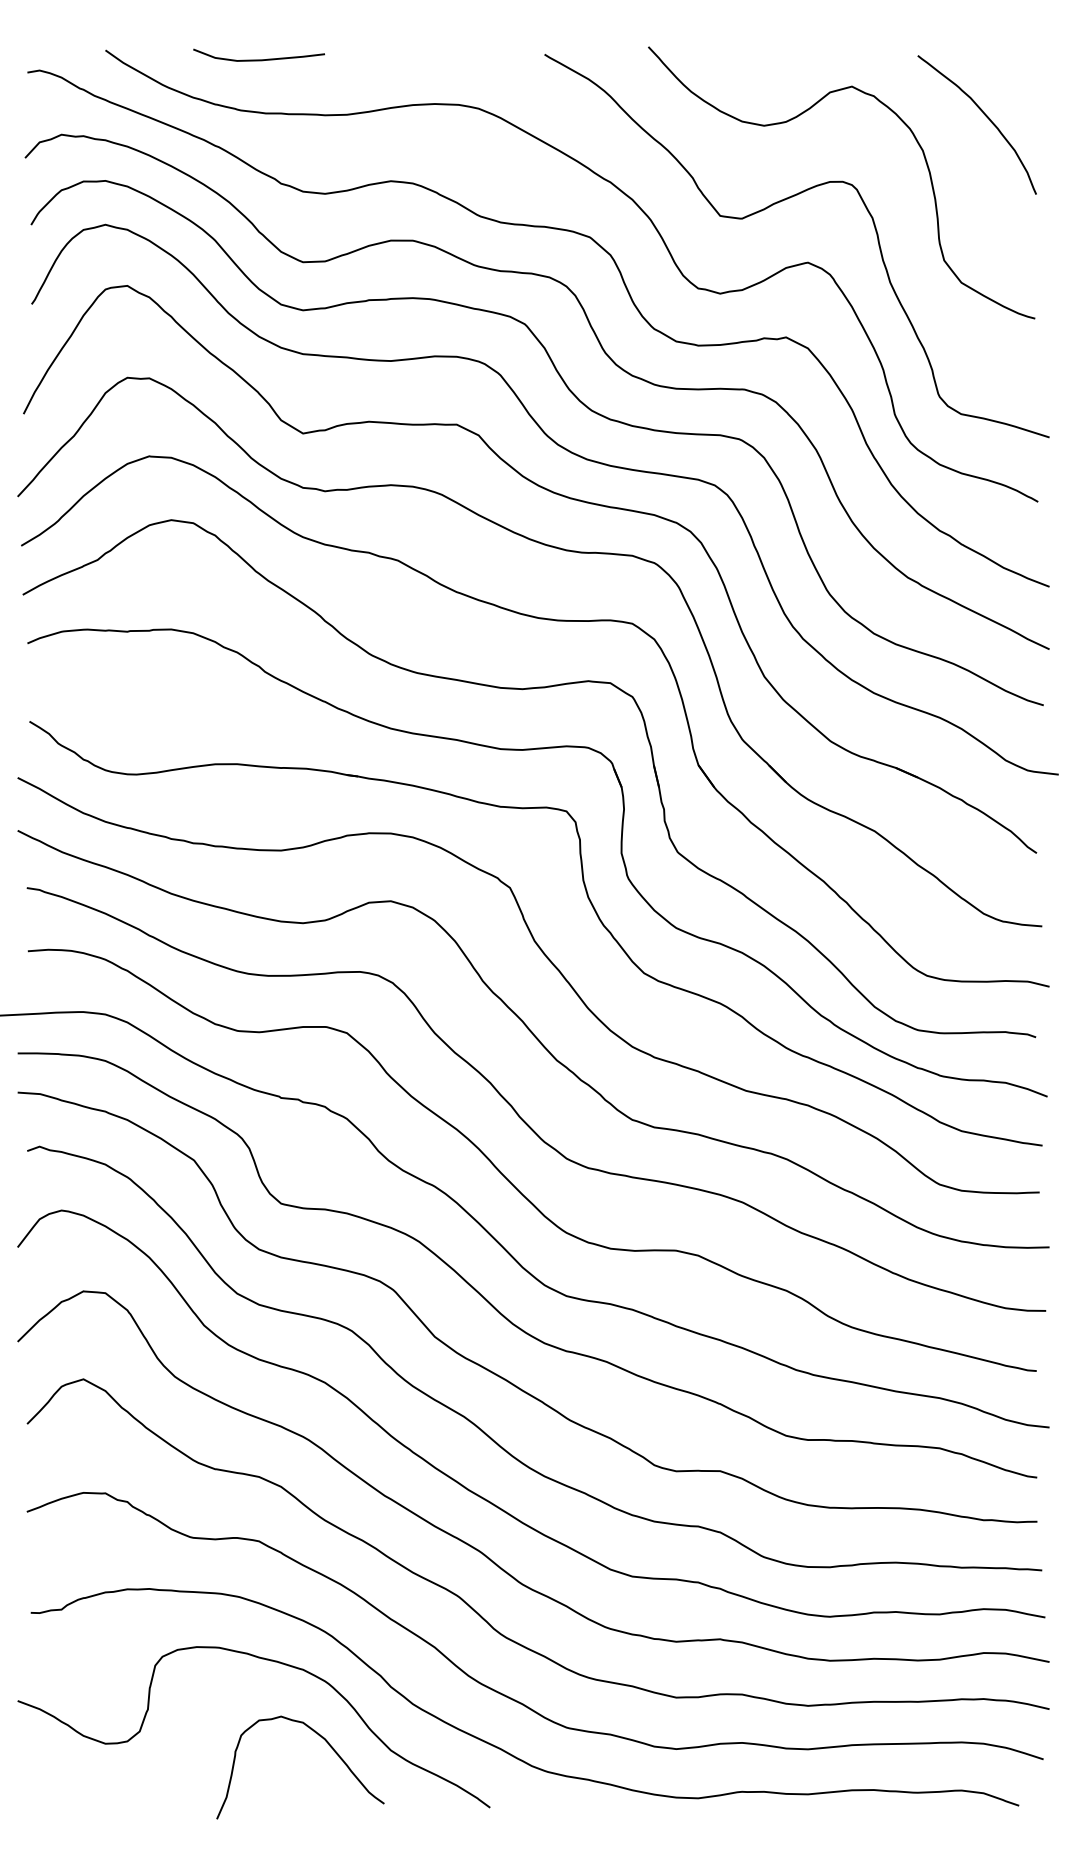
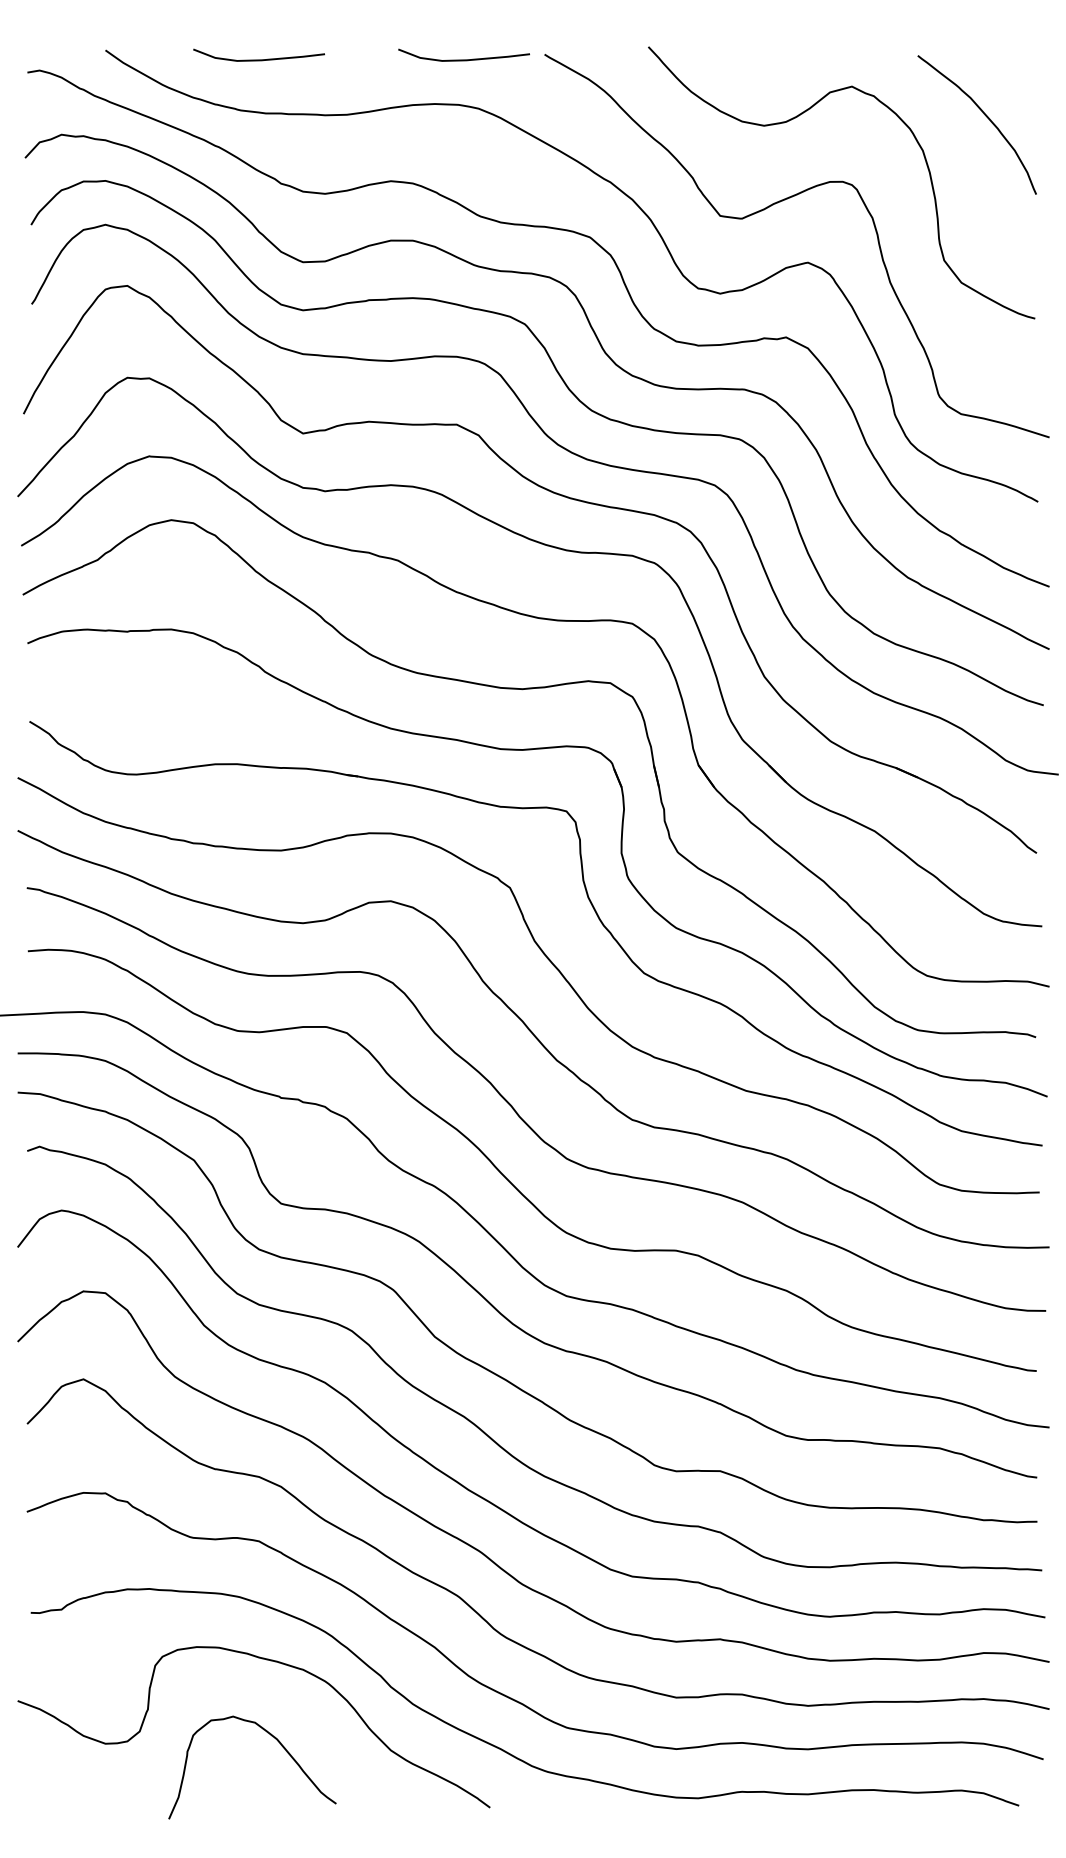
curve: none -> present (463, 59)
curve position: (329, 1746) -> (281, 1746) (281, 1746)
